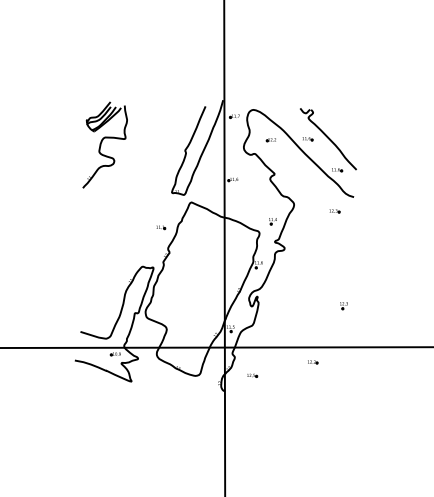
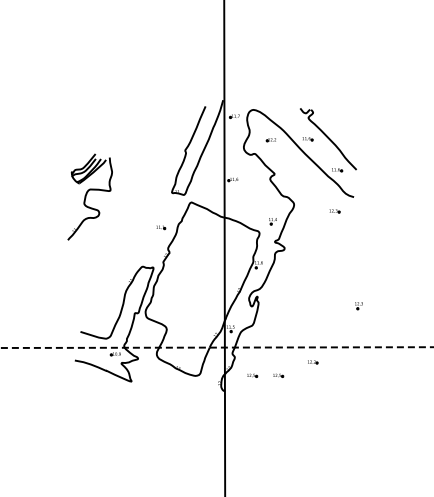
part position: (104, 144) -> (89, 196) (89, 196)
part position: (343, 306) -> (358, 306) (358, 306)
line: solid -> dashed (216, 347)
part: none -> present (278, 375)
